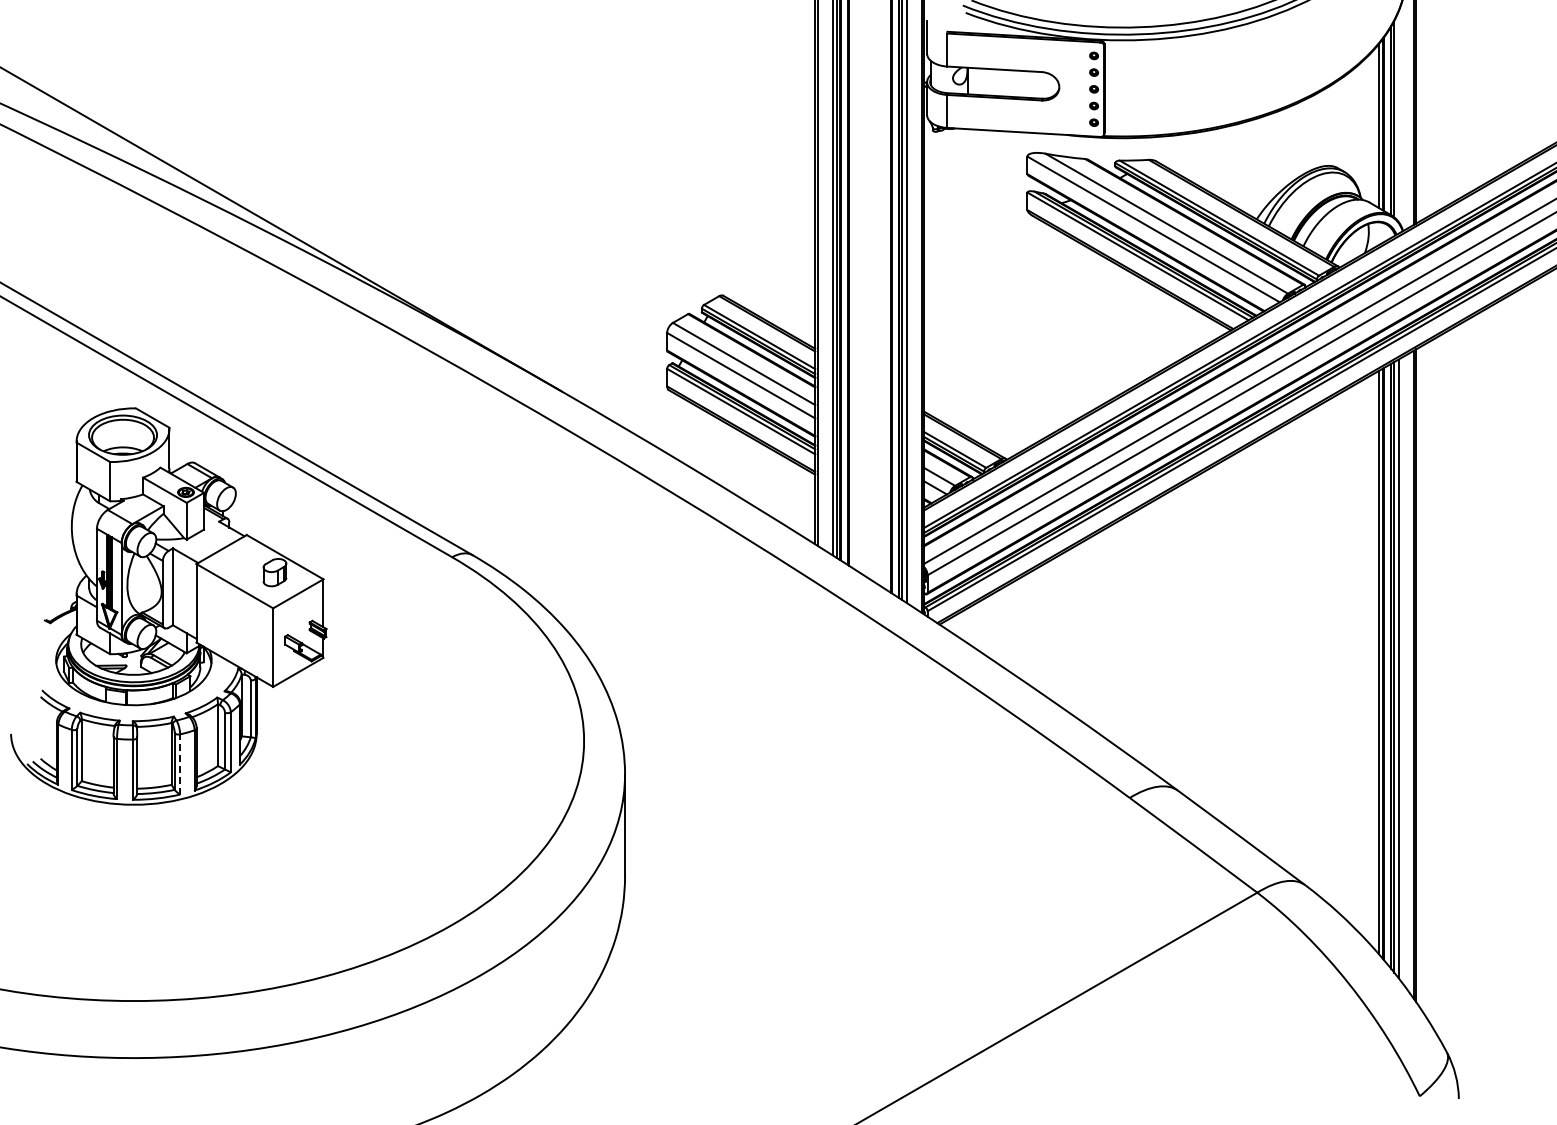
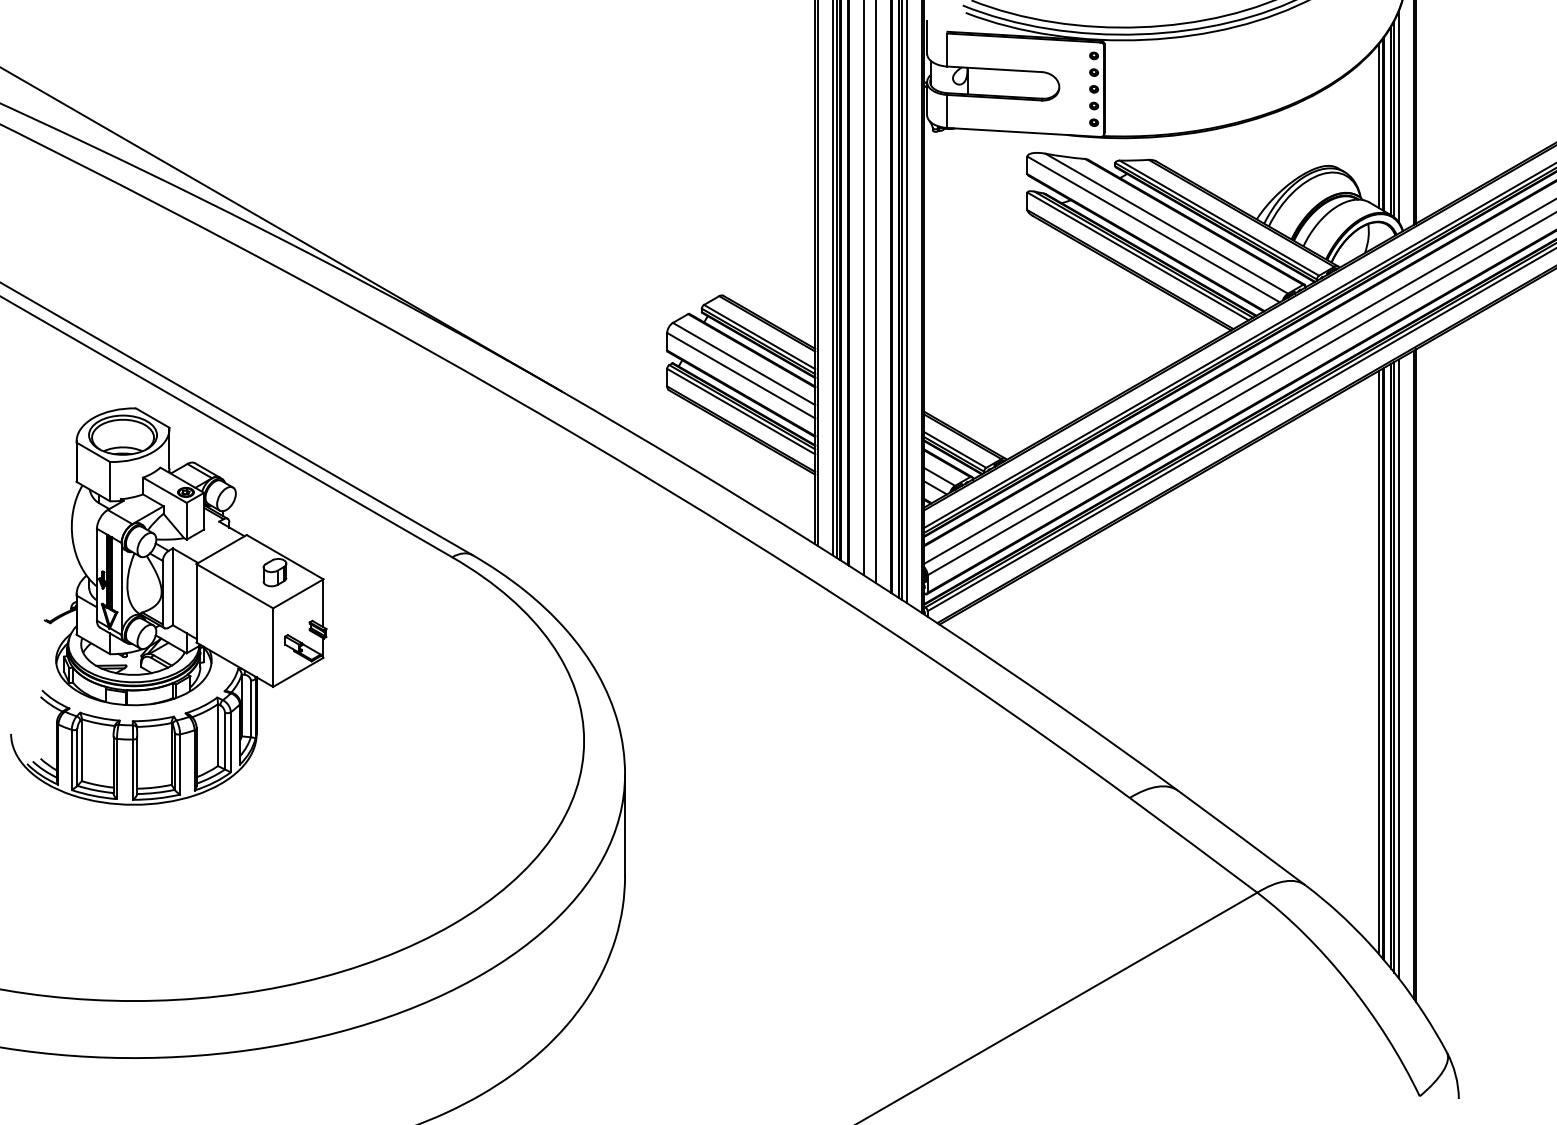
line: none -> present (1398, 116)
line: none -> present (863, 288)
line: none -> present (875, 292)
line: dashed -> solid (180, 763)
